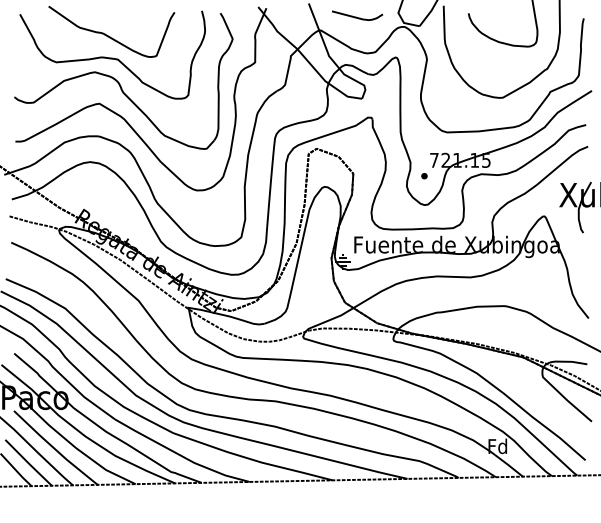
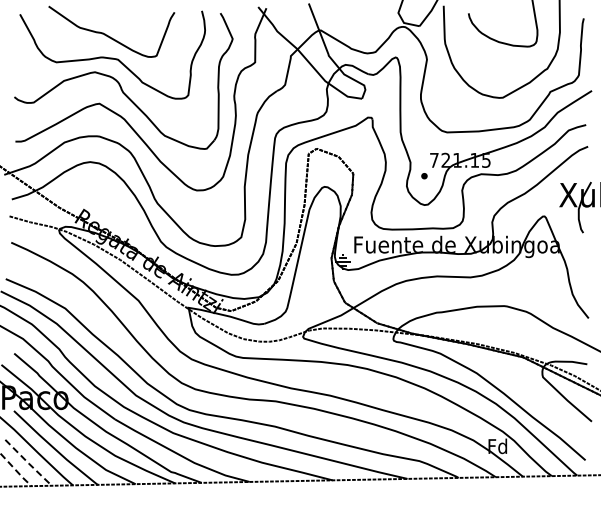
curve: present -> none (356, 16)
line: solid -> dashed (28, 463)
line: solid -> dashed (16, 471)
